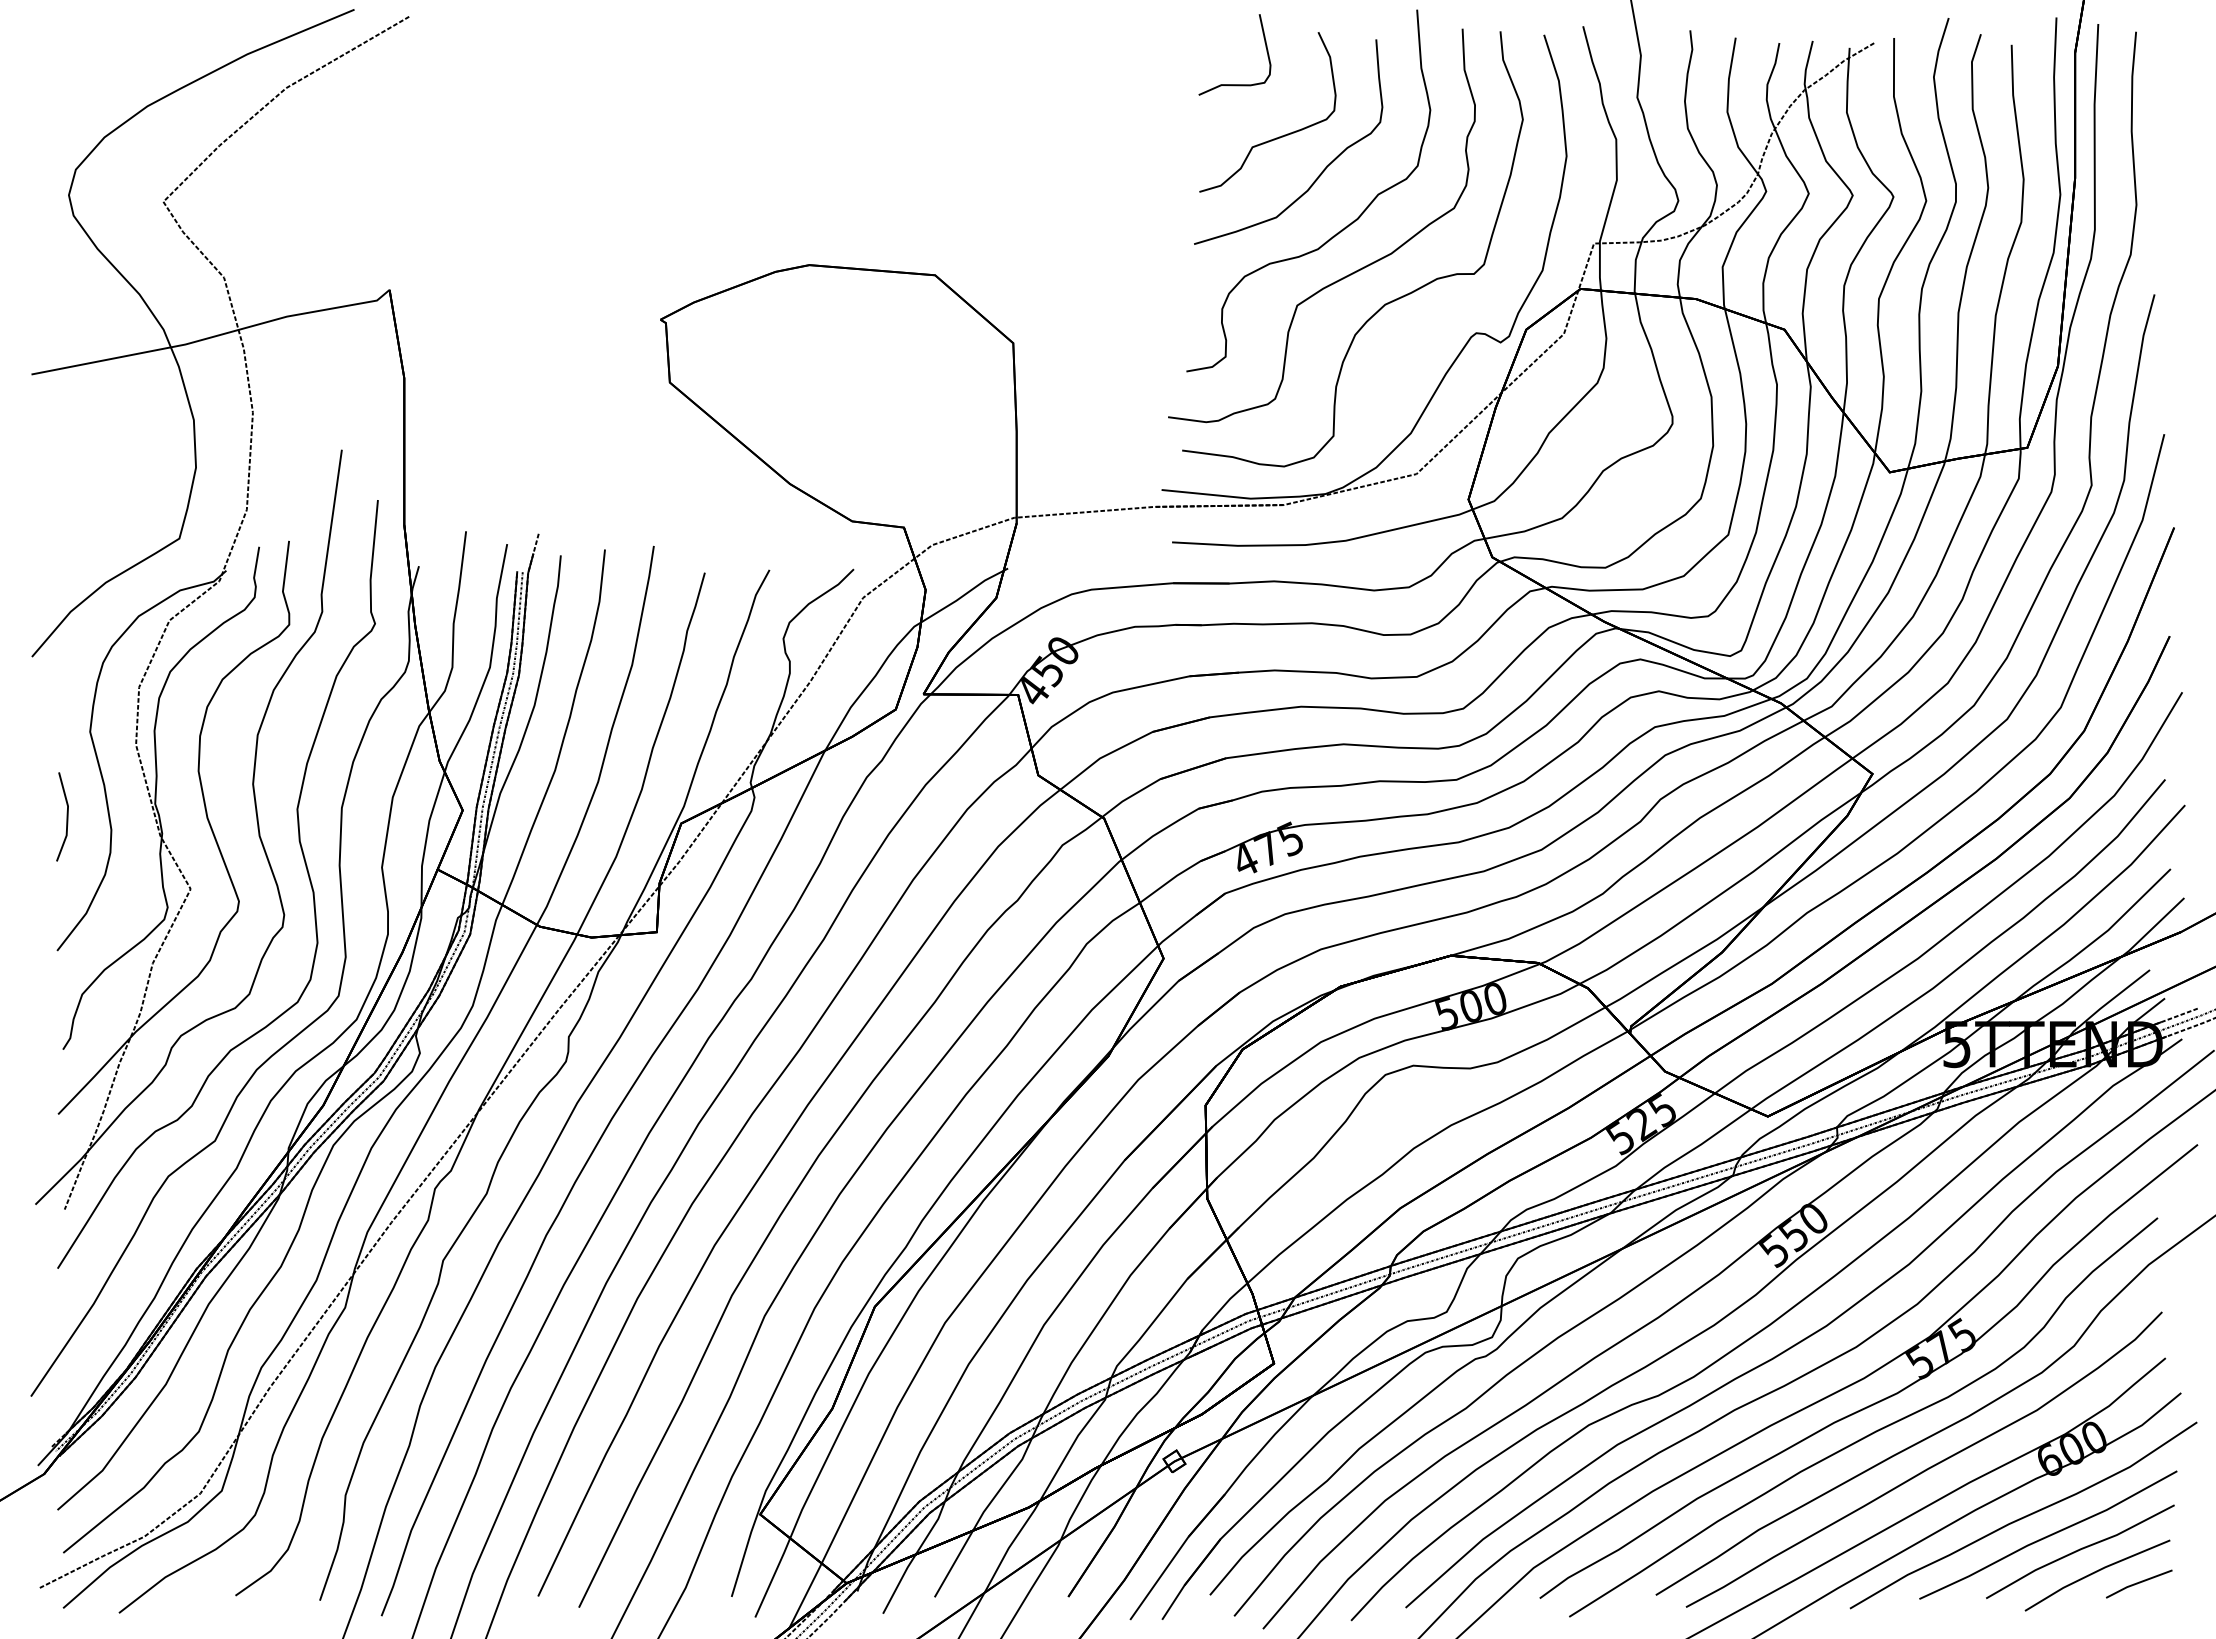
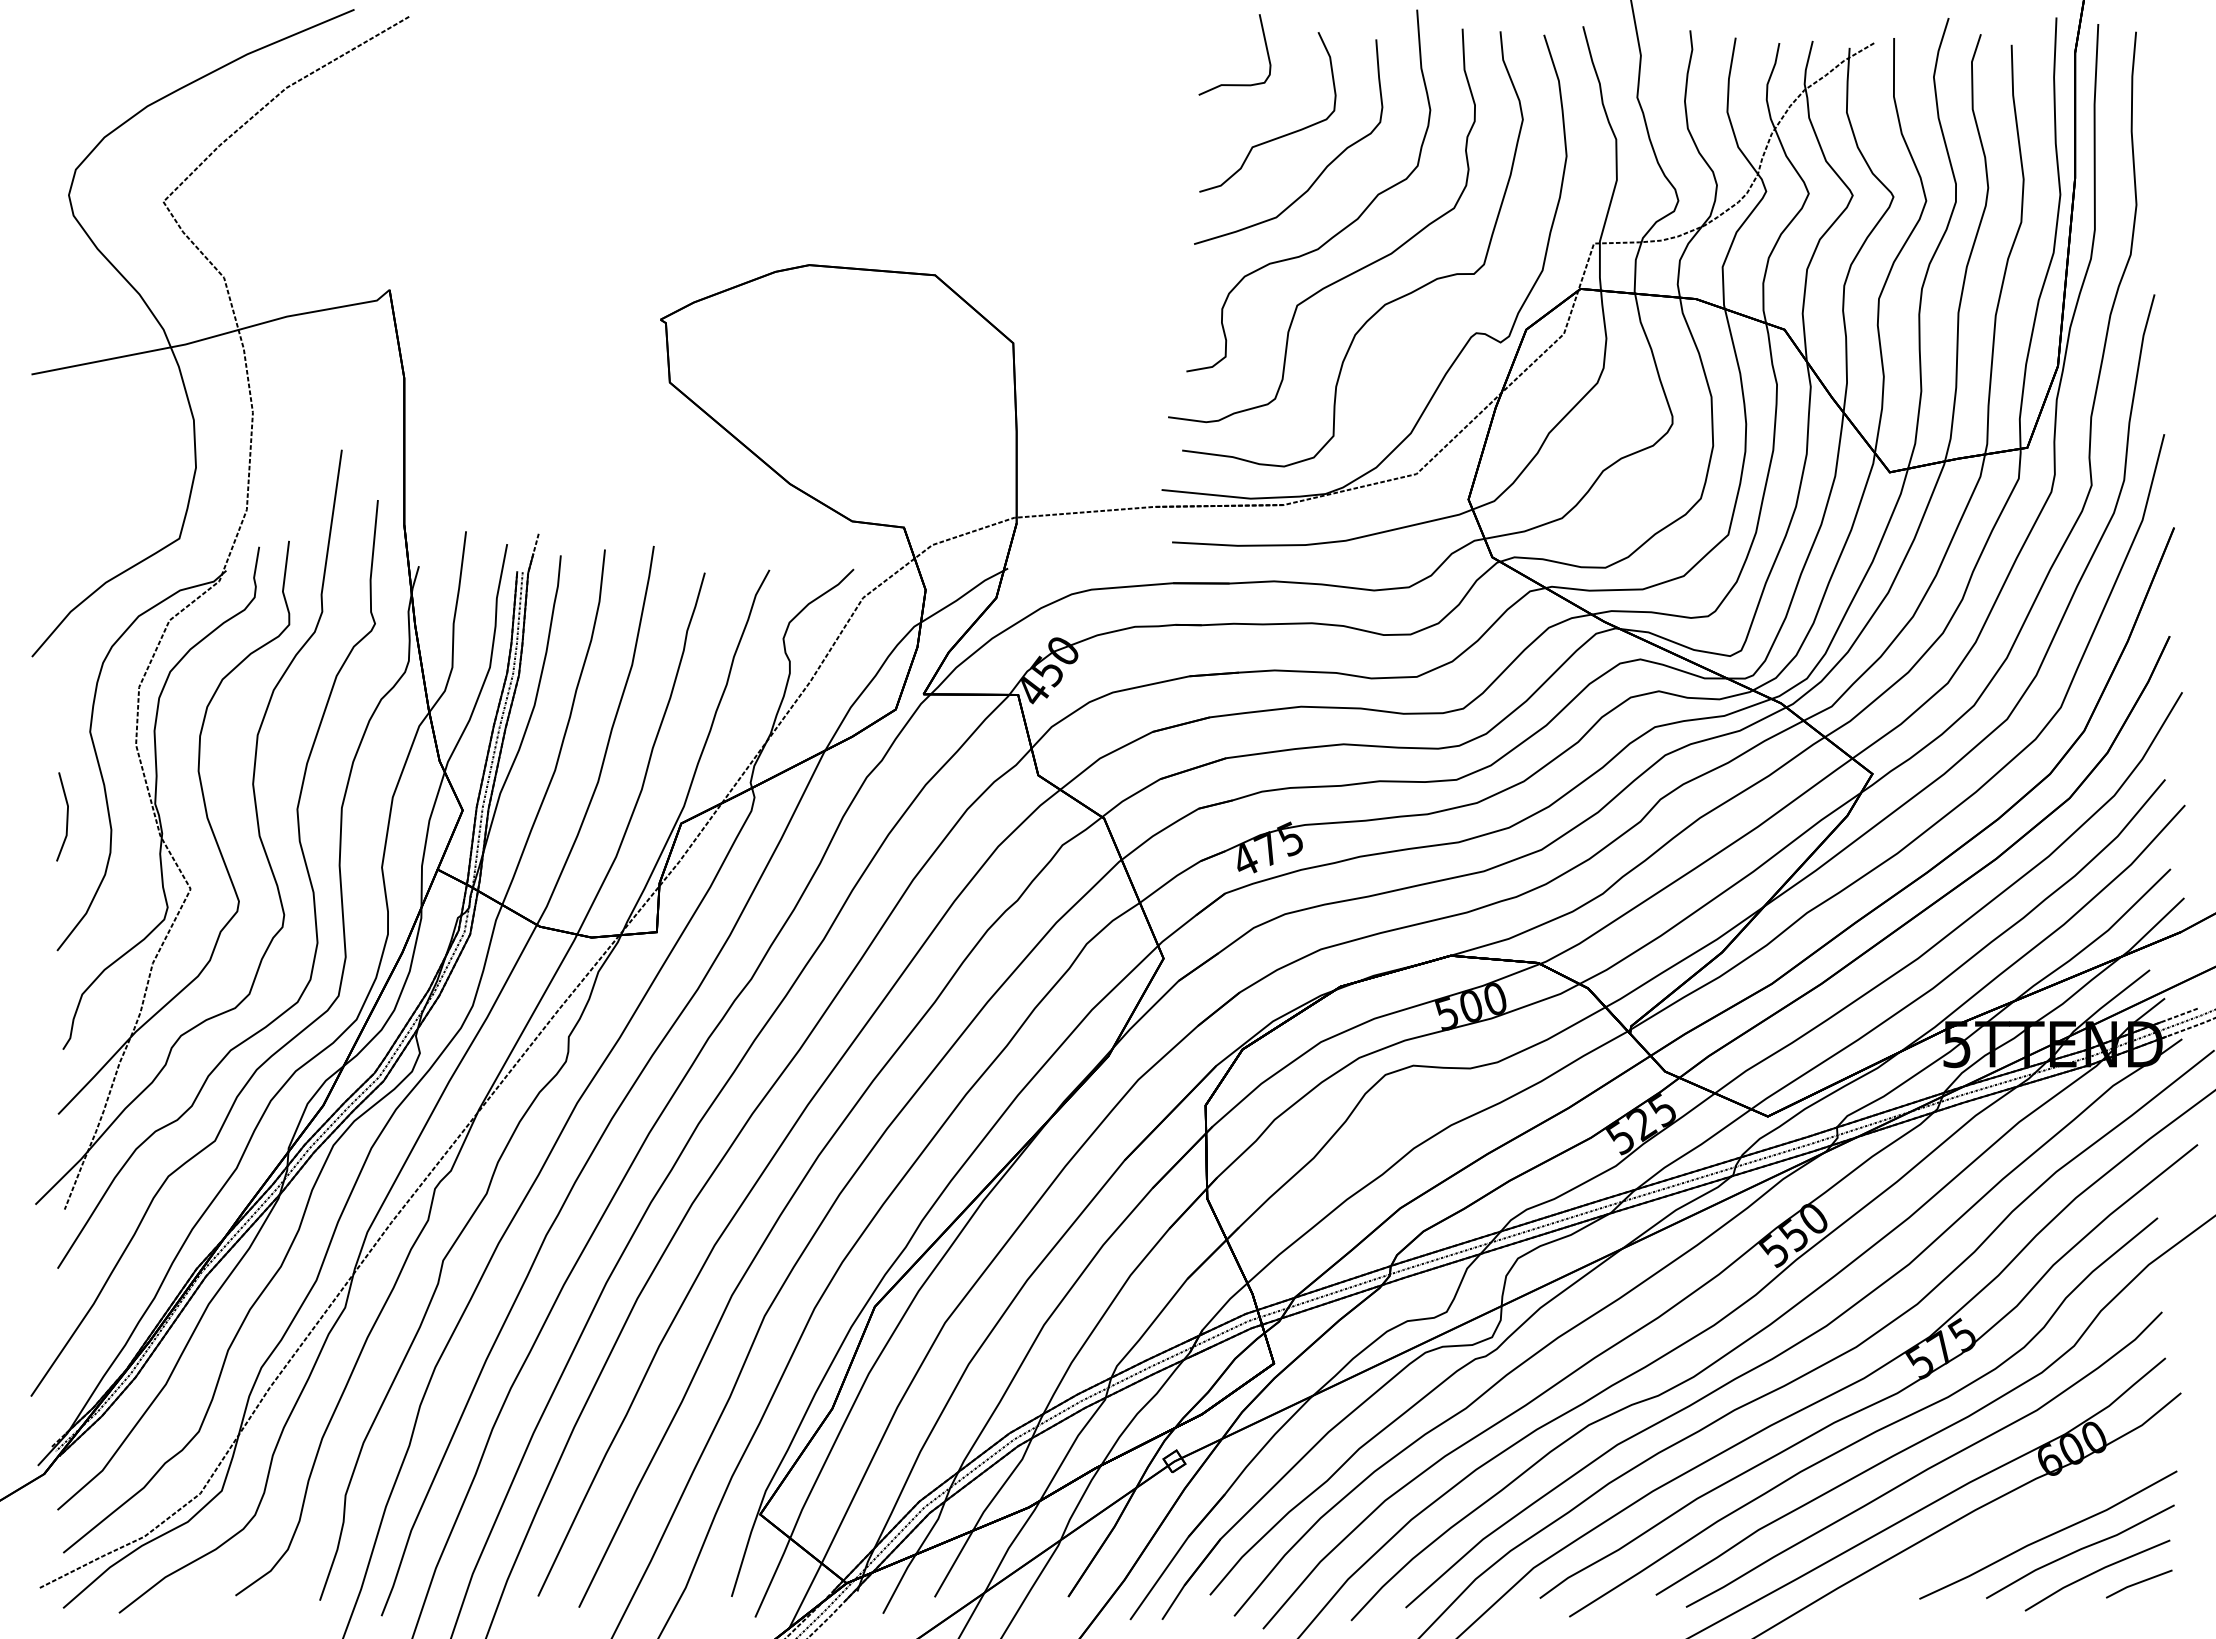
curve: present -> none (2023, 1516)
